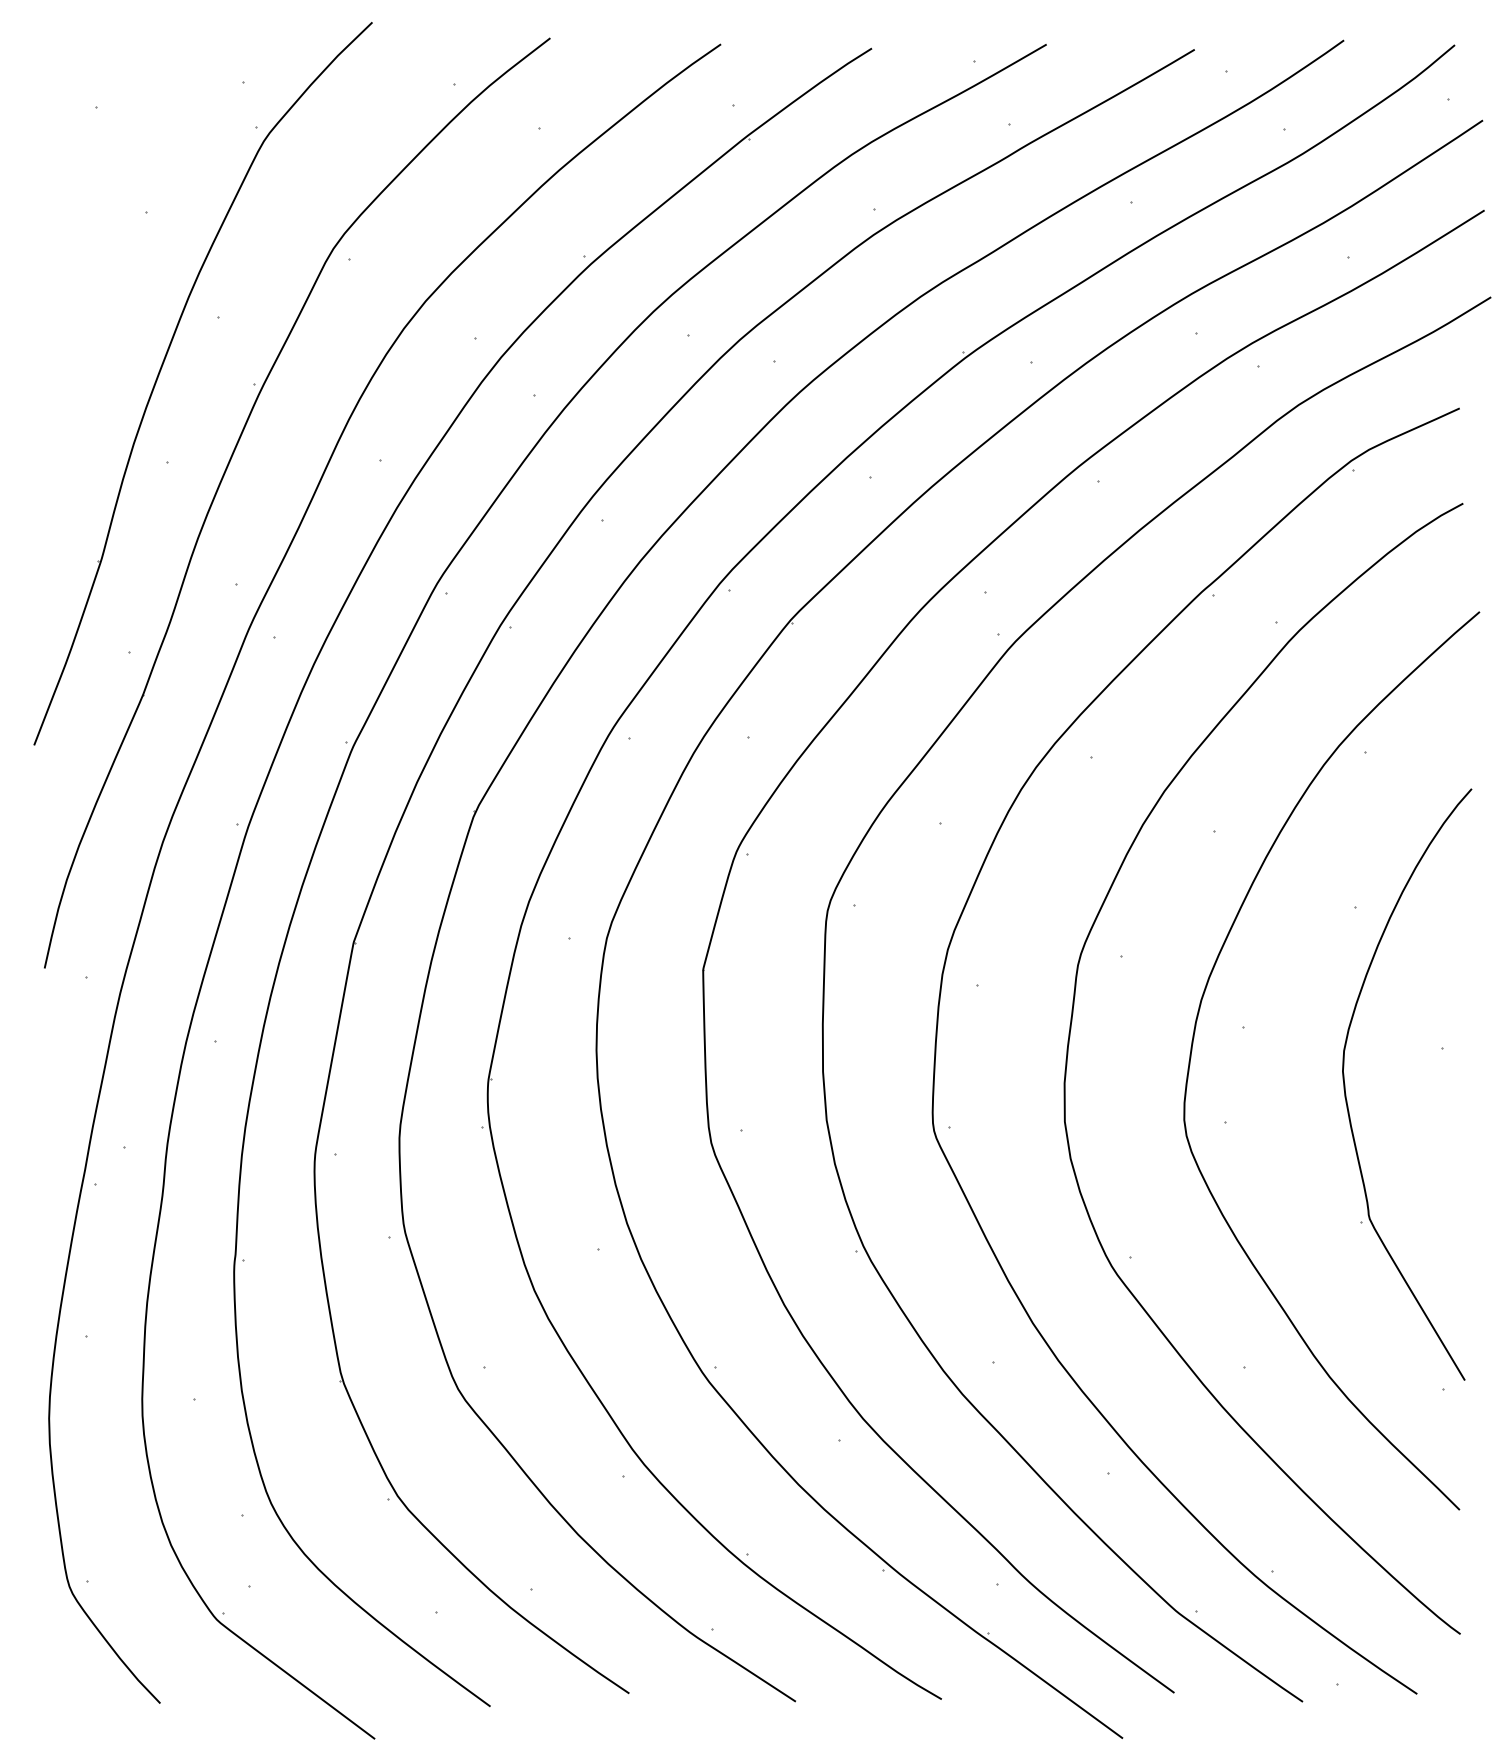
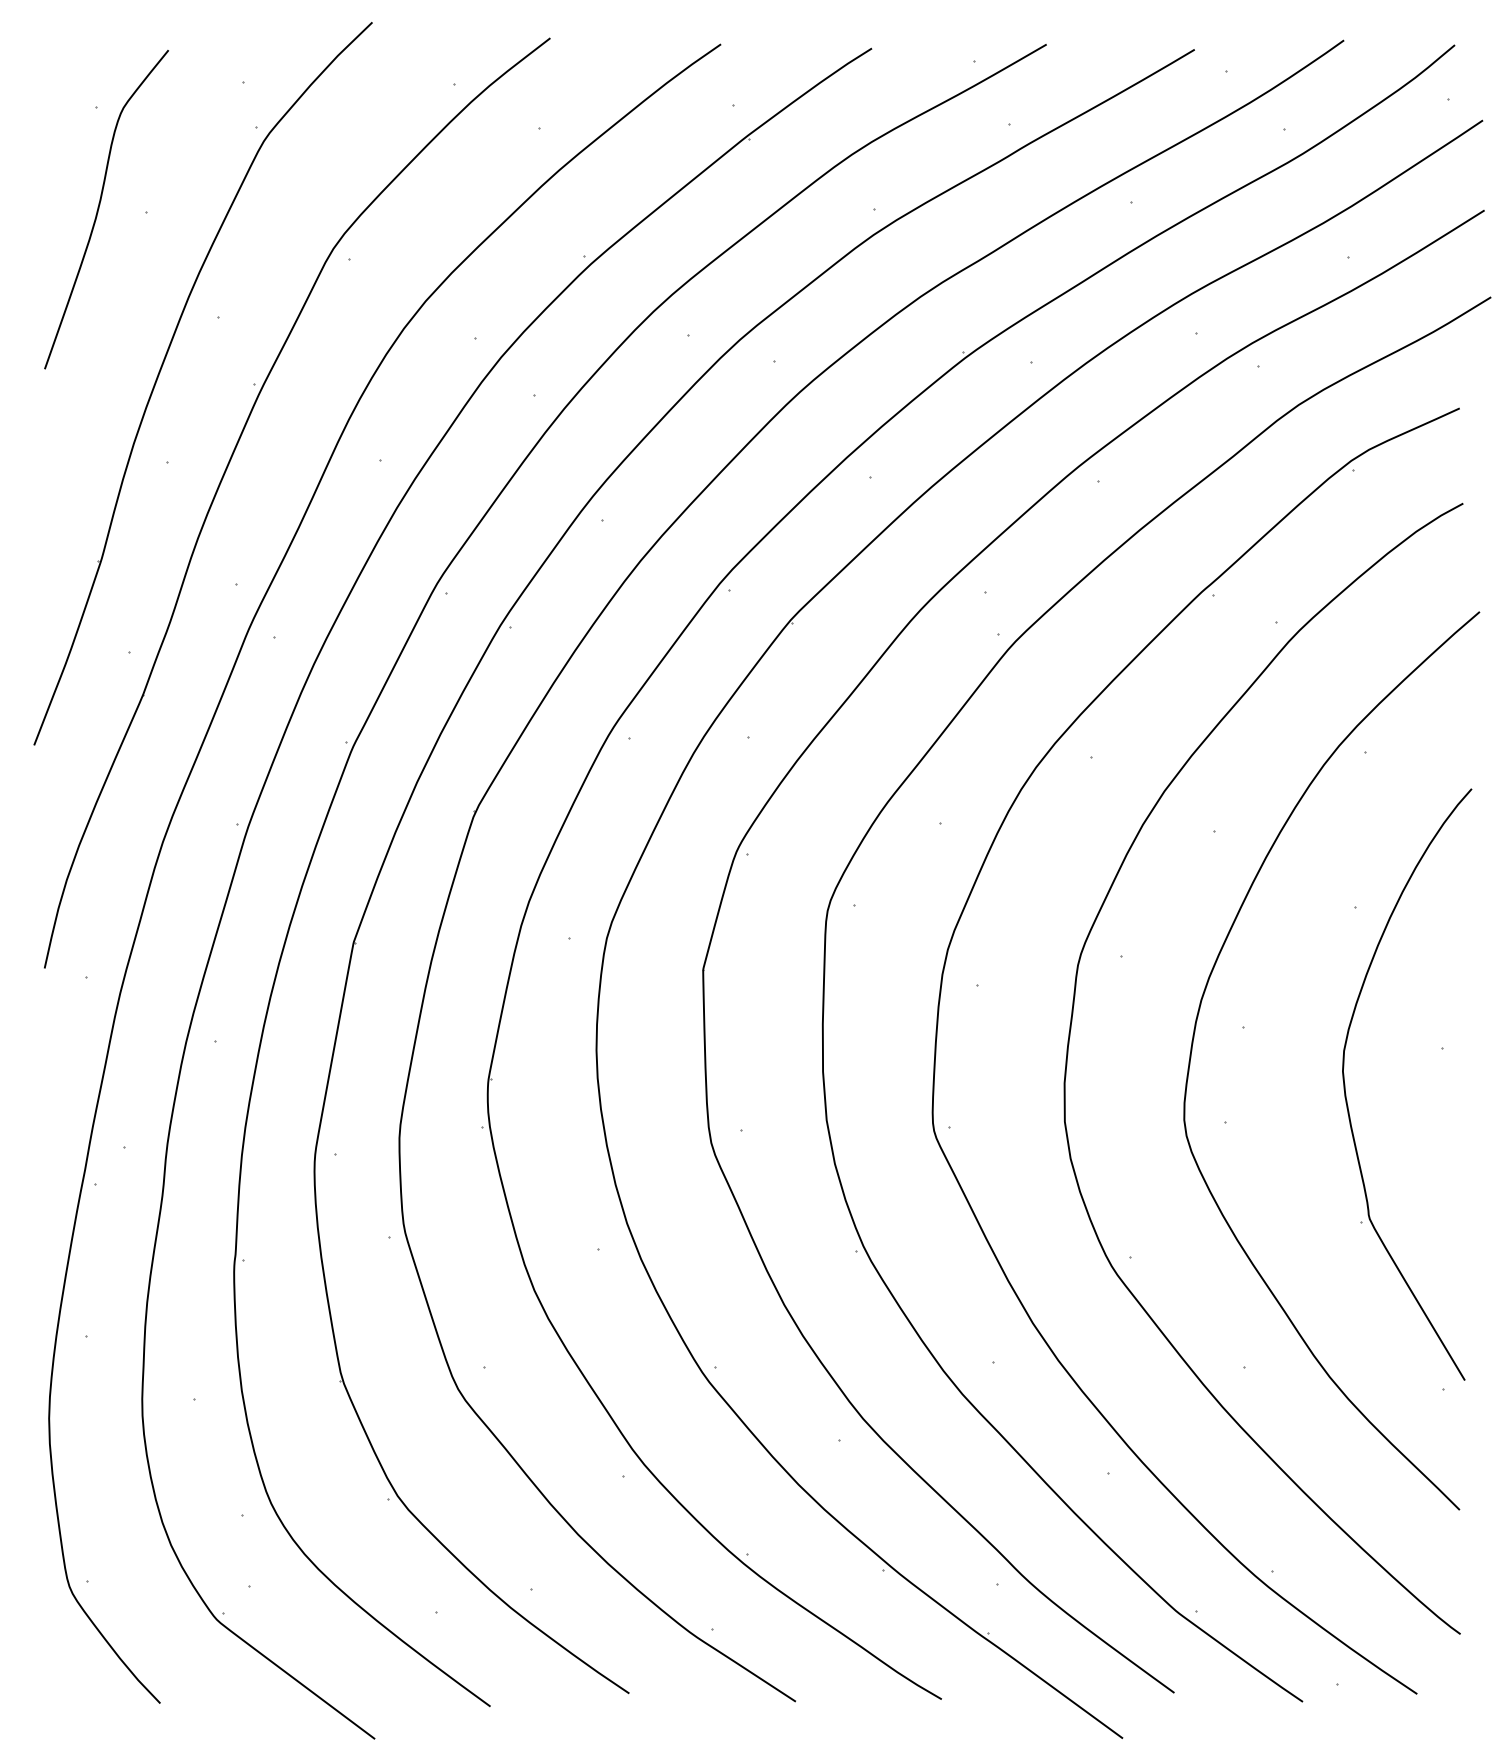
curve: none -> present (99, 208)
